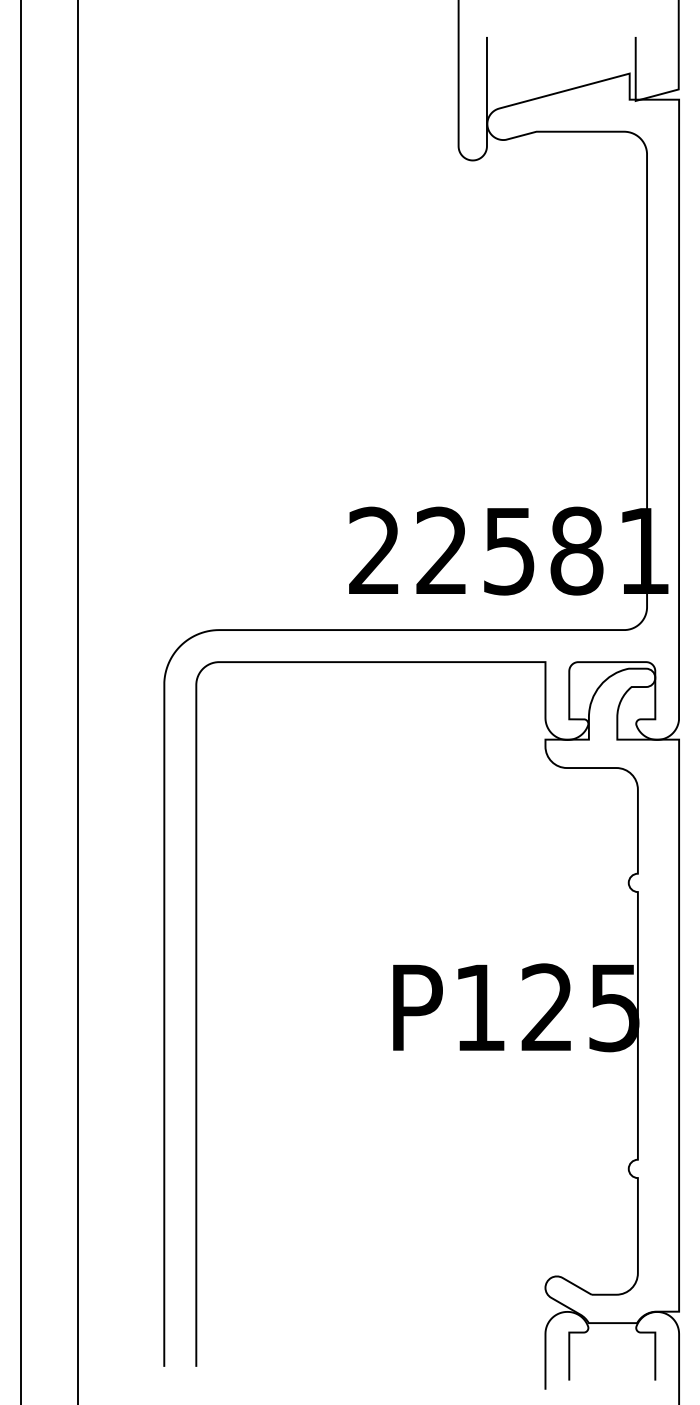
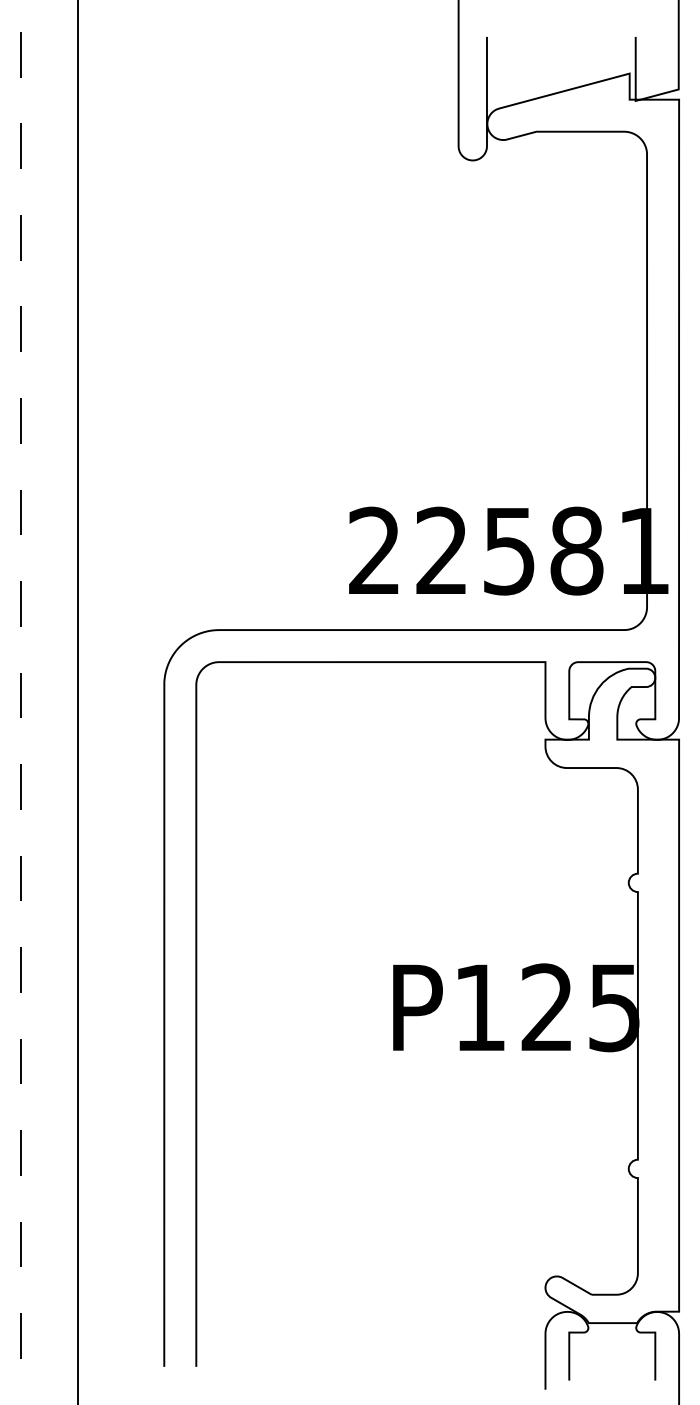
line: solid -> dashed (20, 702)
